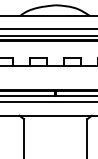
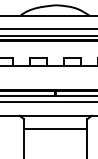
line: none -> present (55, 129)
